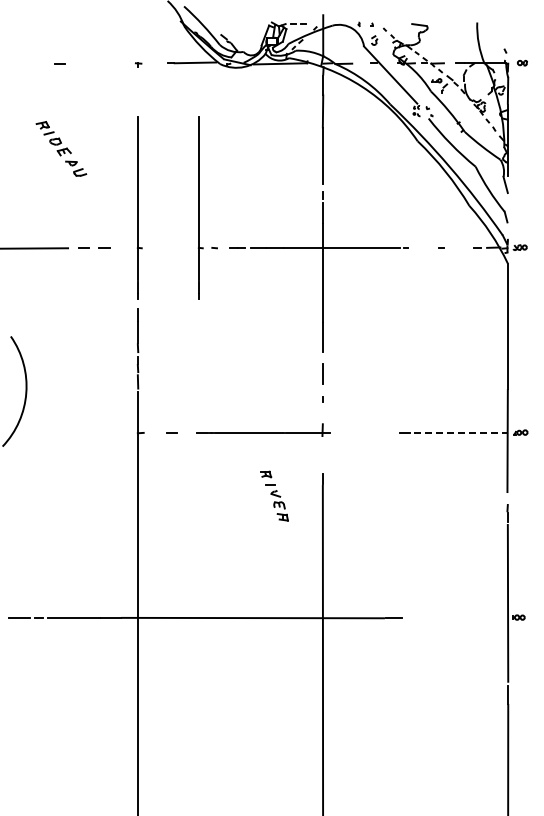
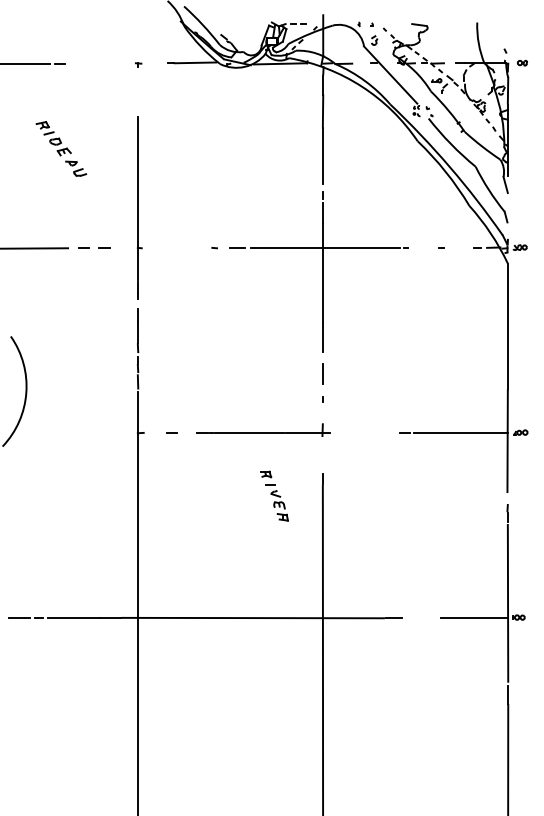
line: none -> present (26, 63)
part: present -> none (200, 207)
line: dashed -> solid (461, 432)
line: none -> present (474, 617)
